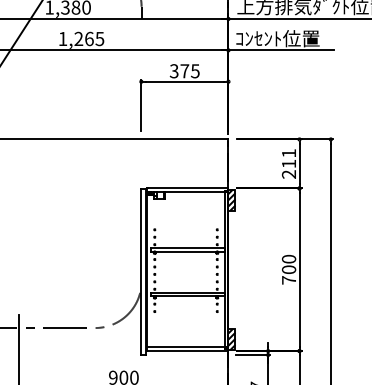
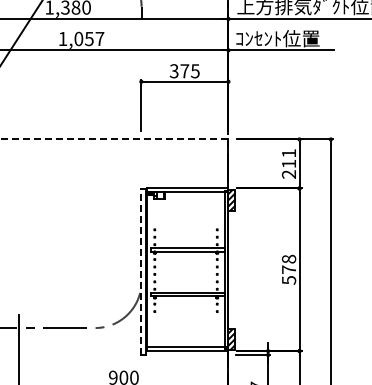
text: 1,265 -> 1,057 (89, 38)
line: solid -> dashed (114, 139)
text: 700 -> 578 (288, 269)
line: solid -> dashed (141, 272)
